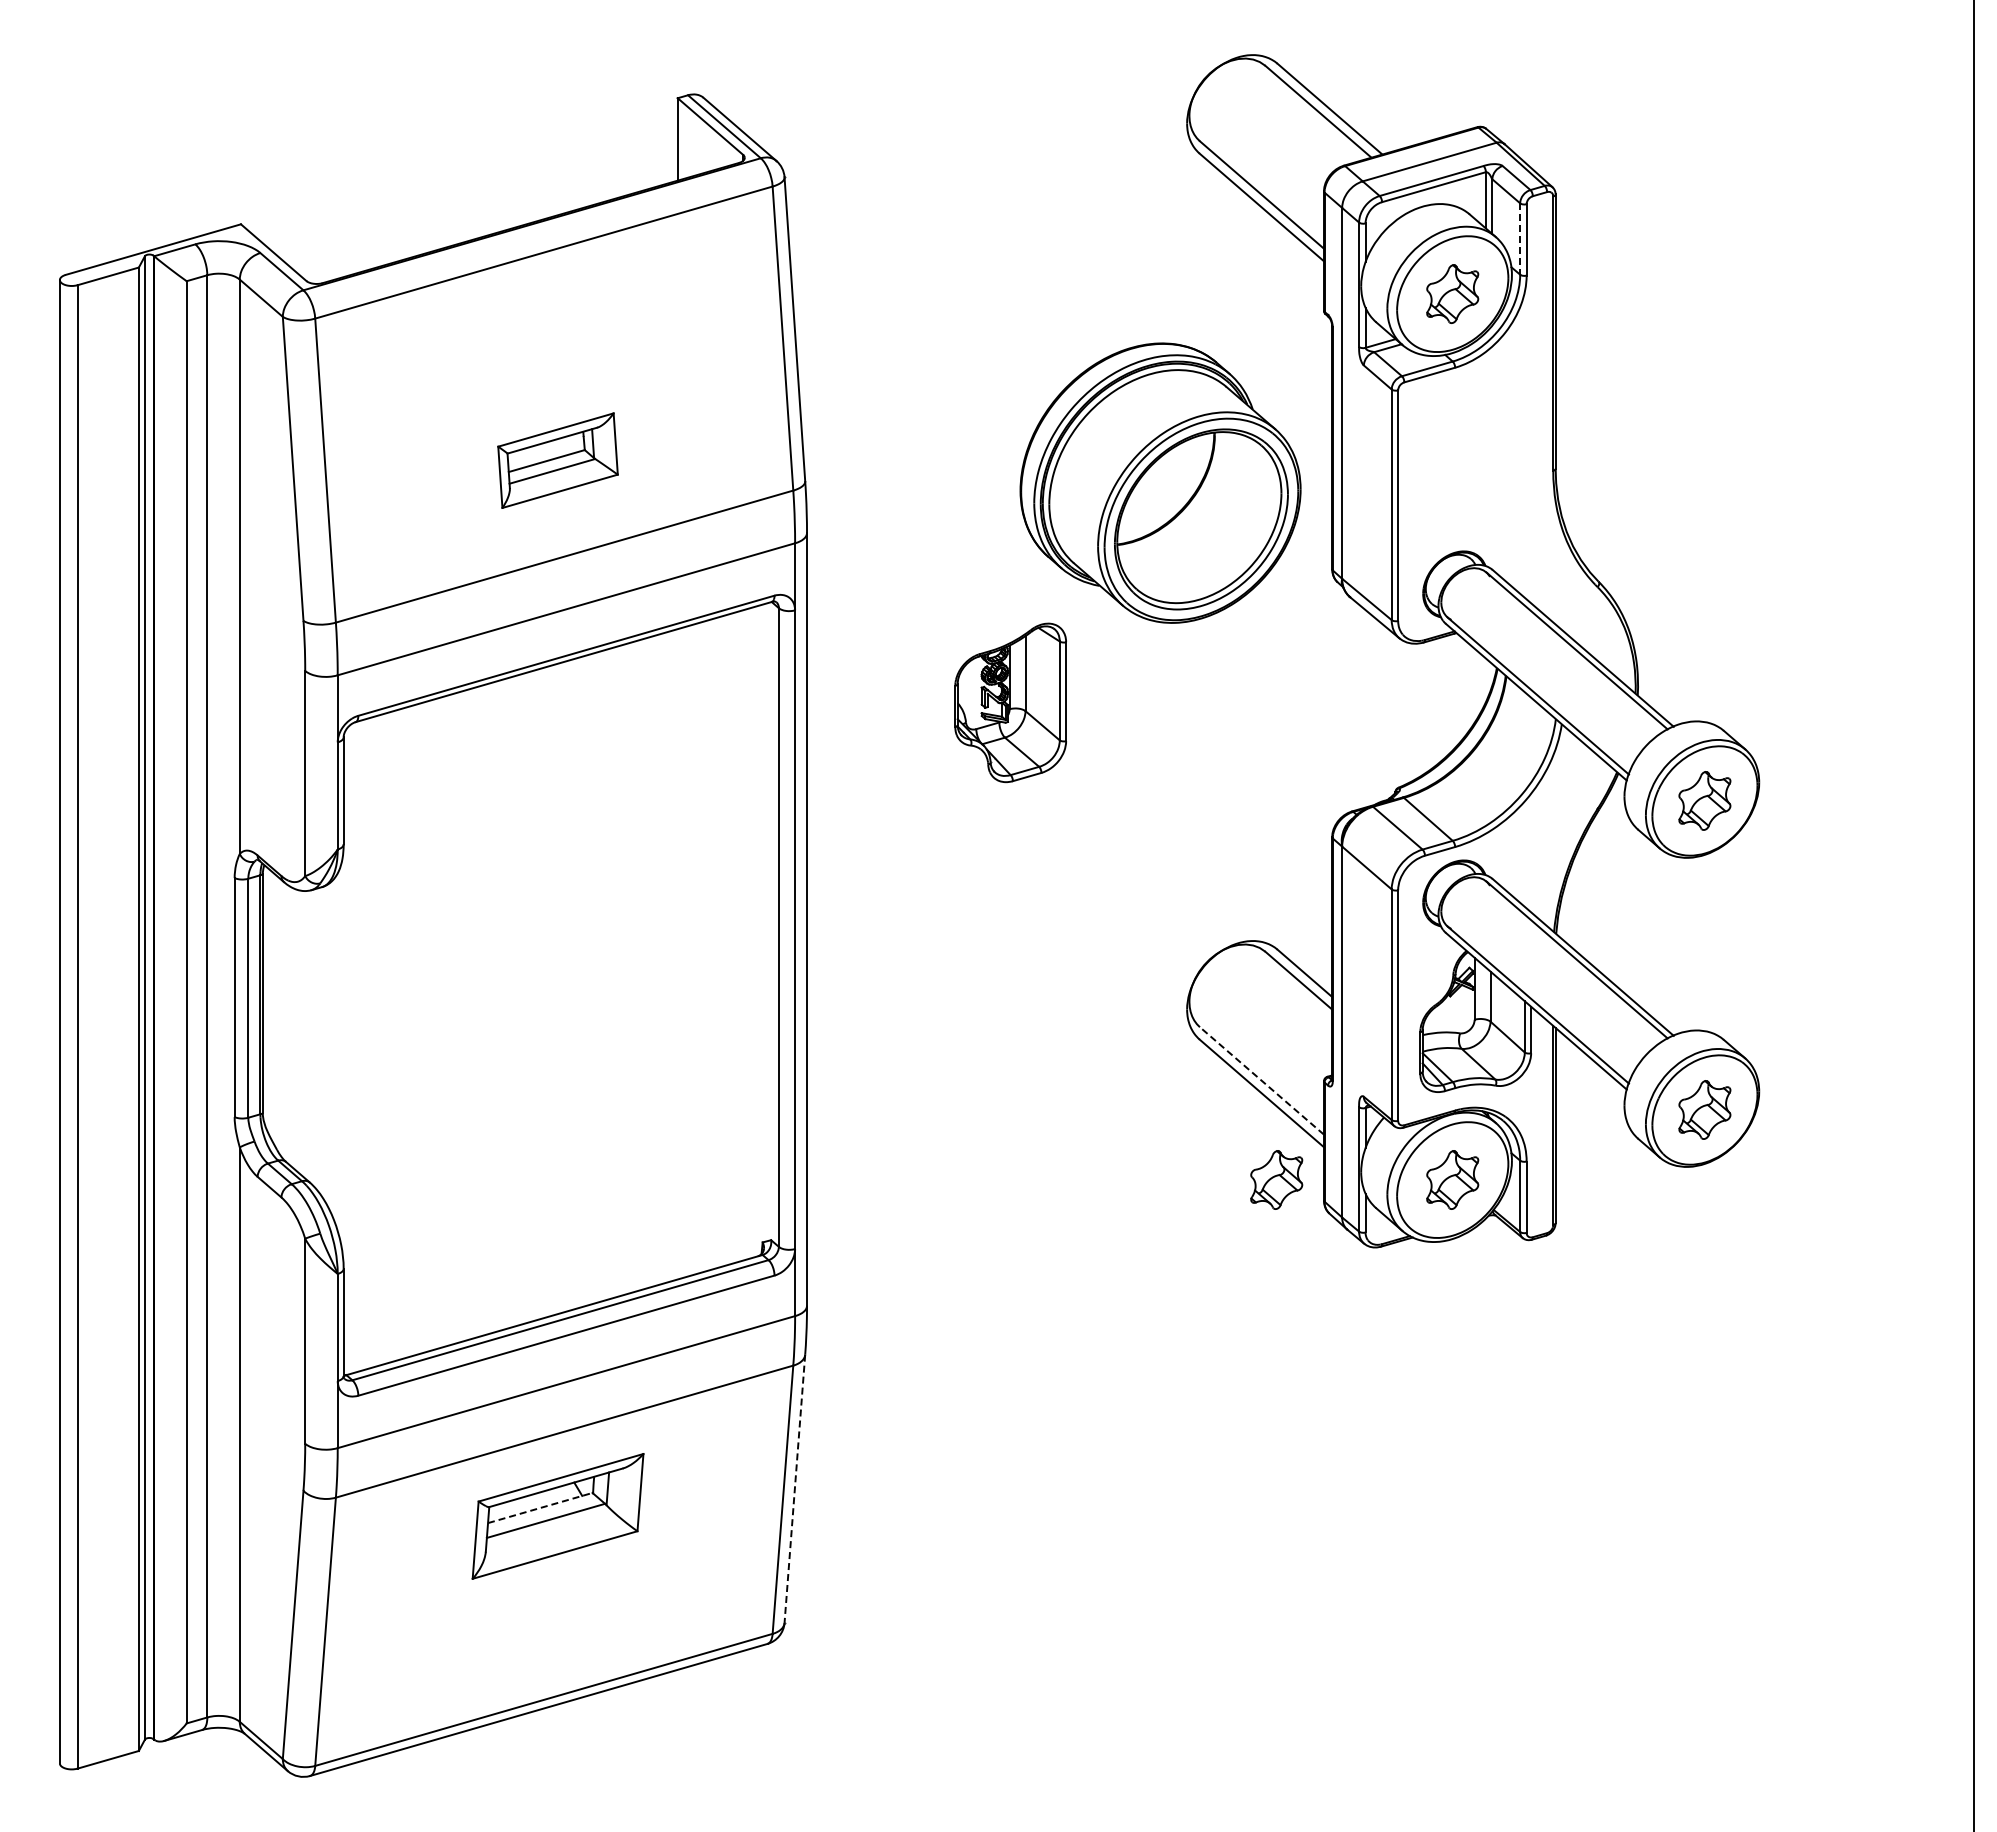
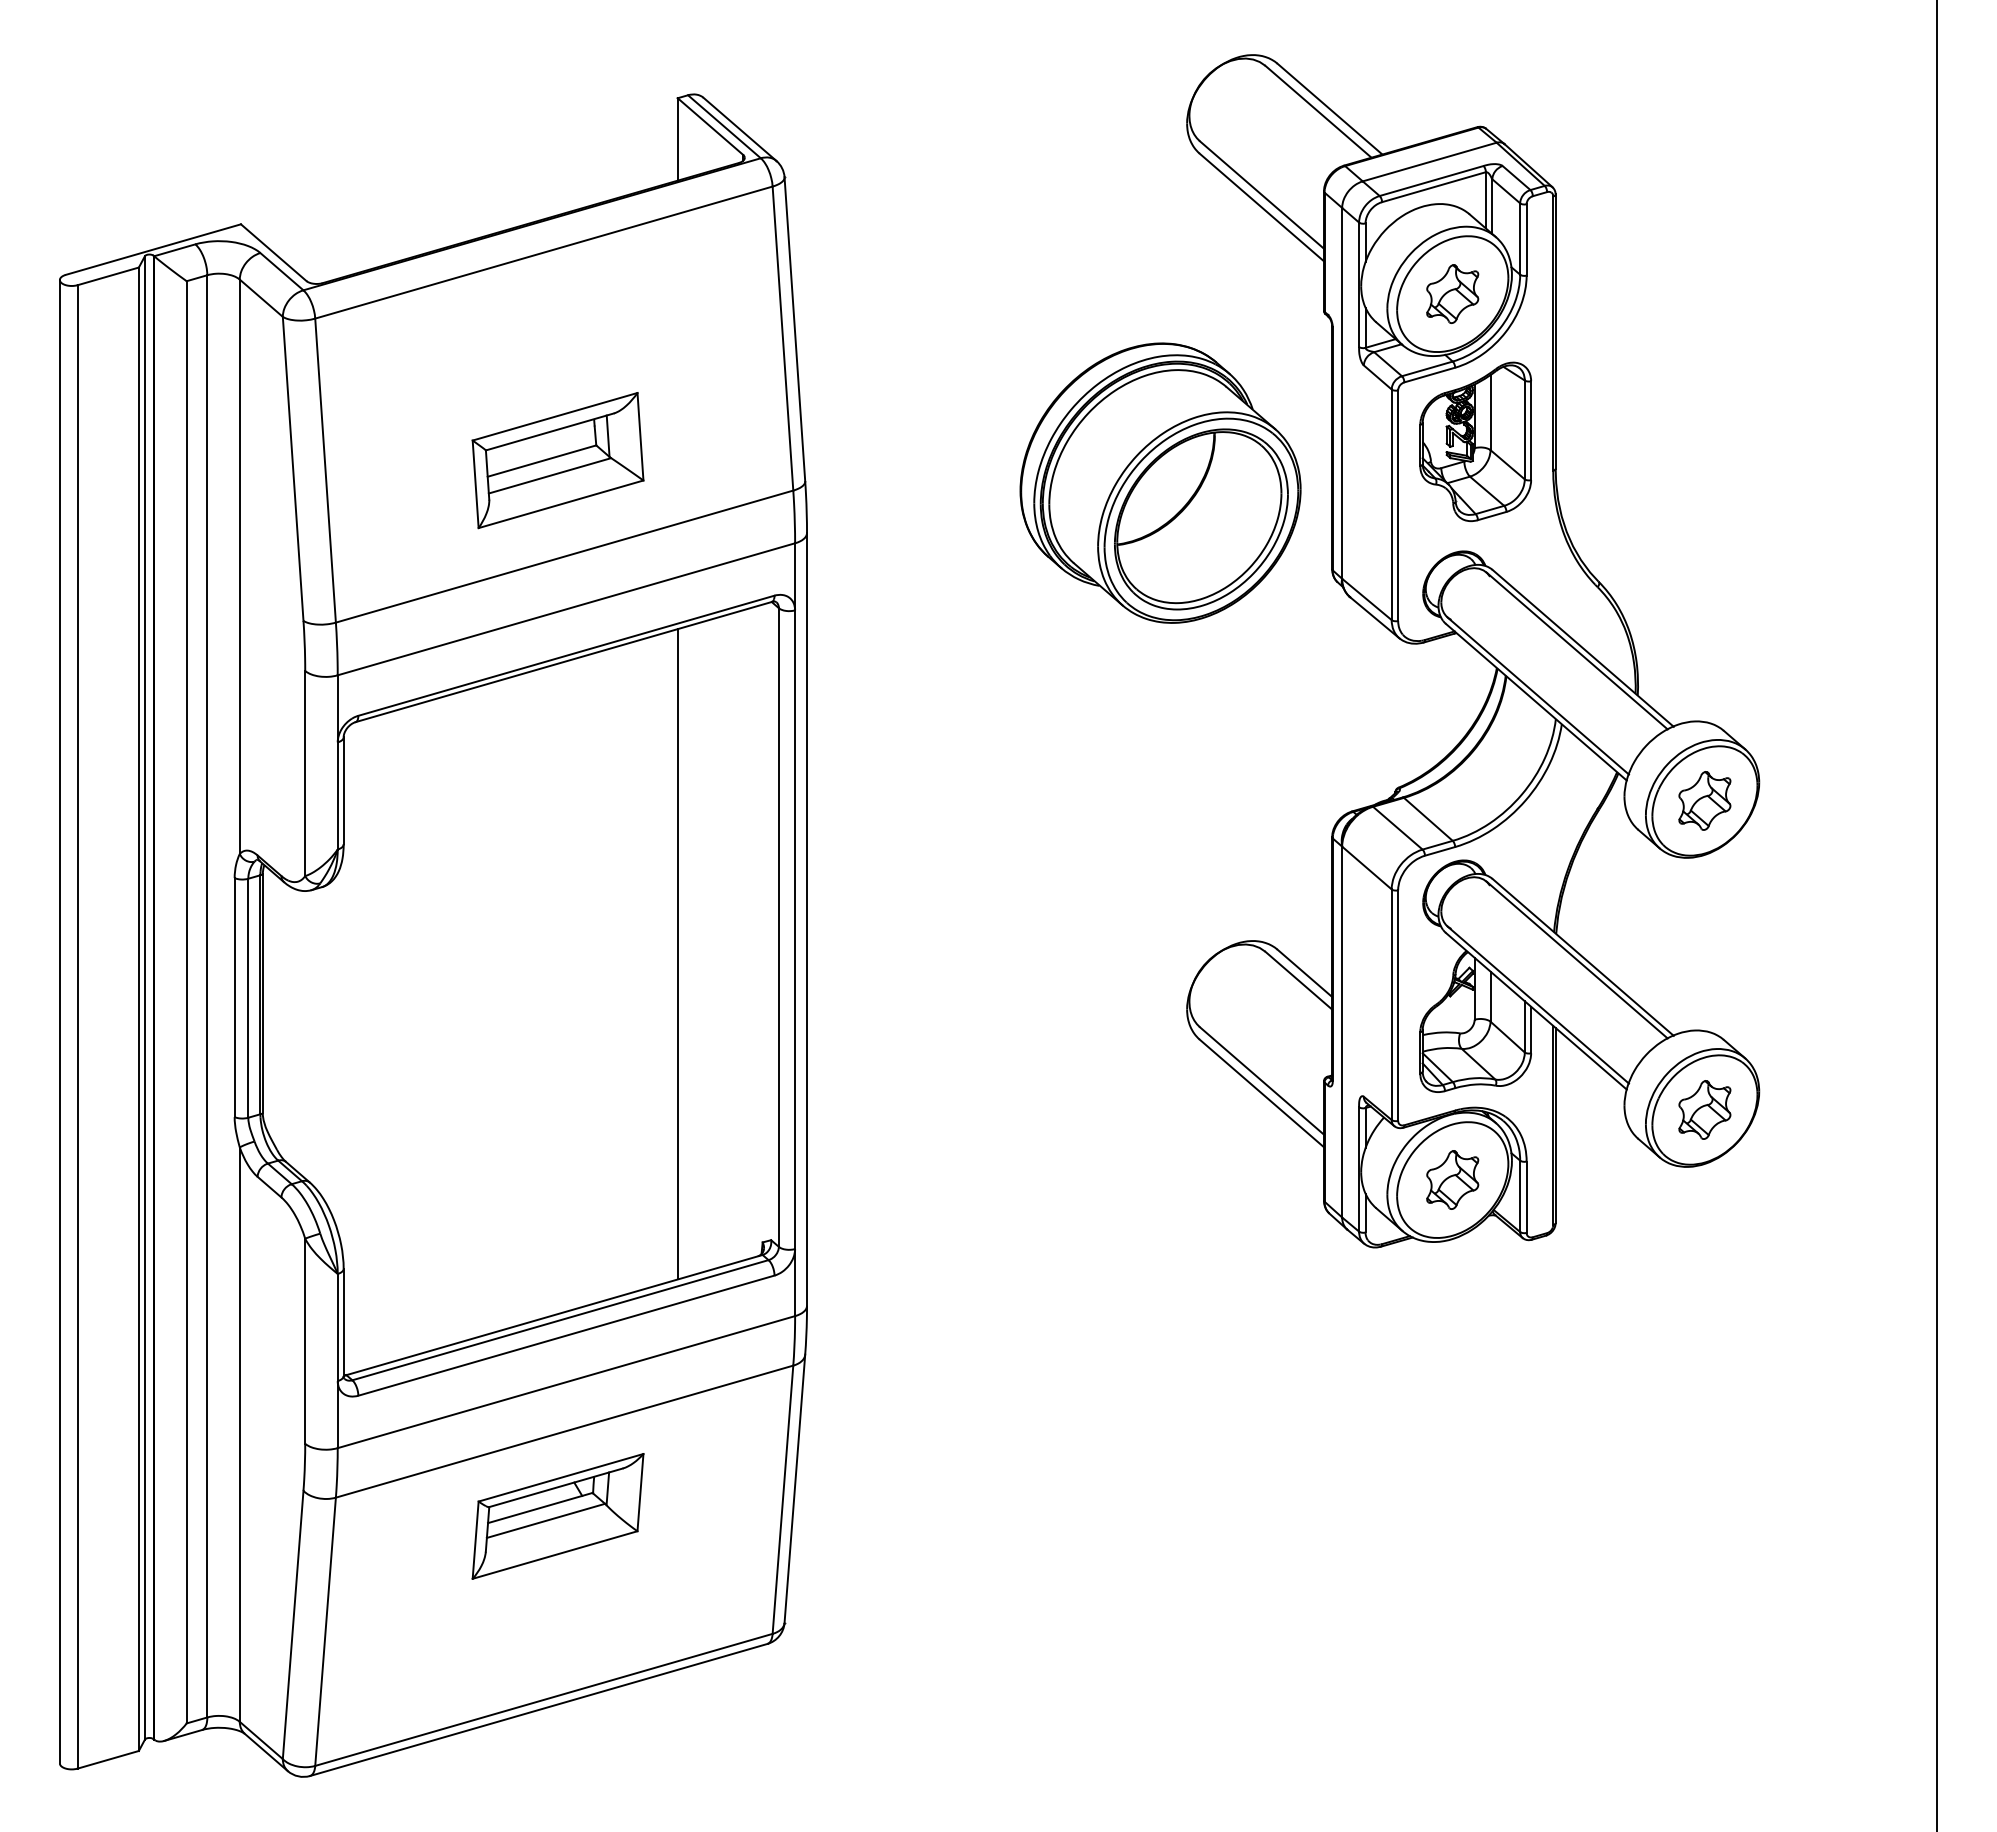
line: dashed -> solid (1520, 239)
part size: 122x97 px -> 174x138 px (557, 460)
part position: (1010, 702) -> (1475, 441) (1475, 441)
line position: (1974, 915) -> (1937, 915) (1937, 915)
line: none -> present (677, 954)
line: dashed -> solid (1261, 1080)
part: present -> none (1276, 1179)
line: dashed -> solid (794, 1488)
line: dashed -> solid (540, 1507)
